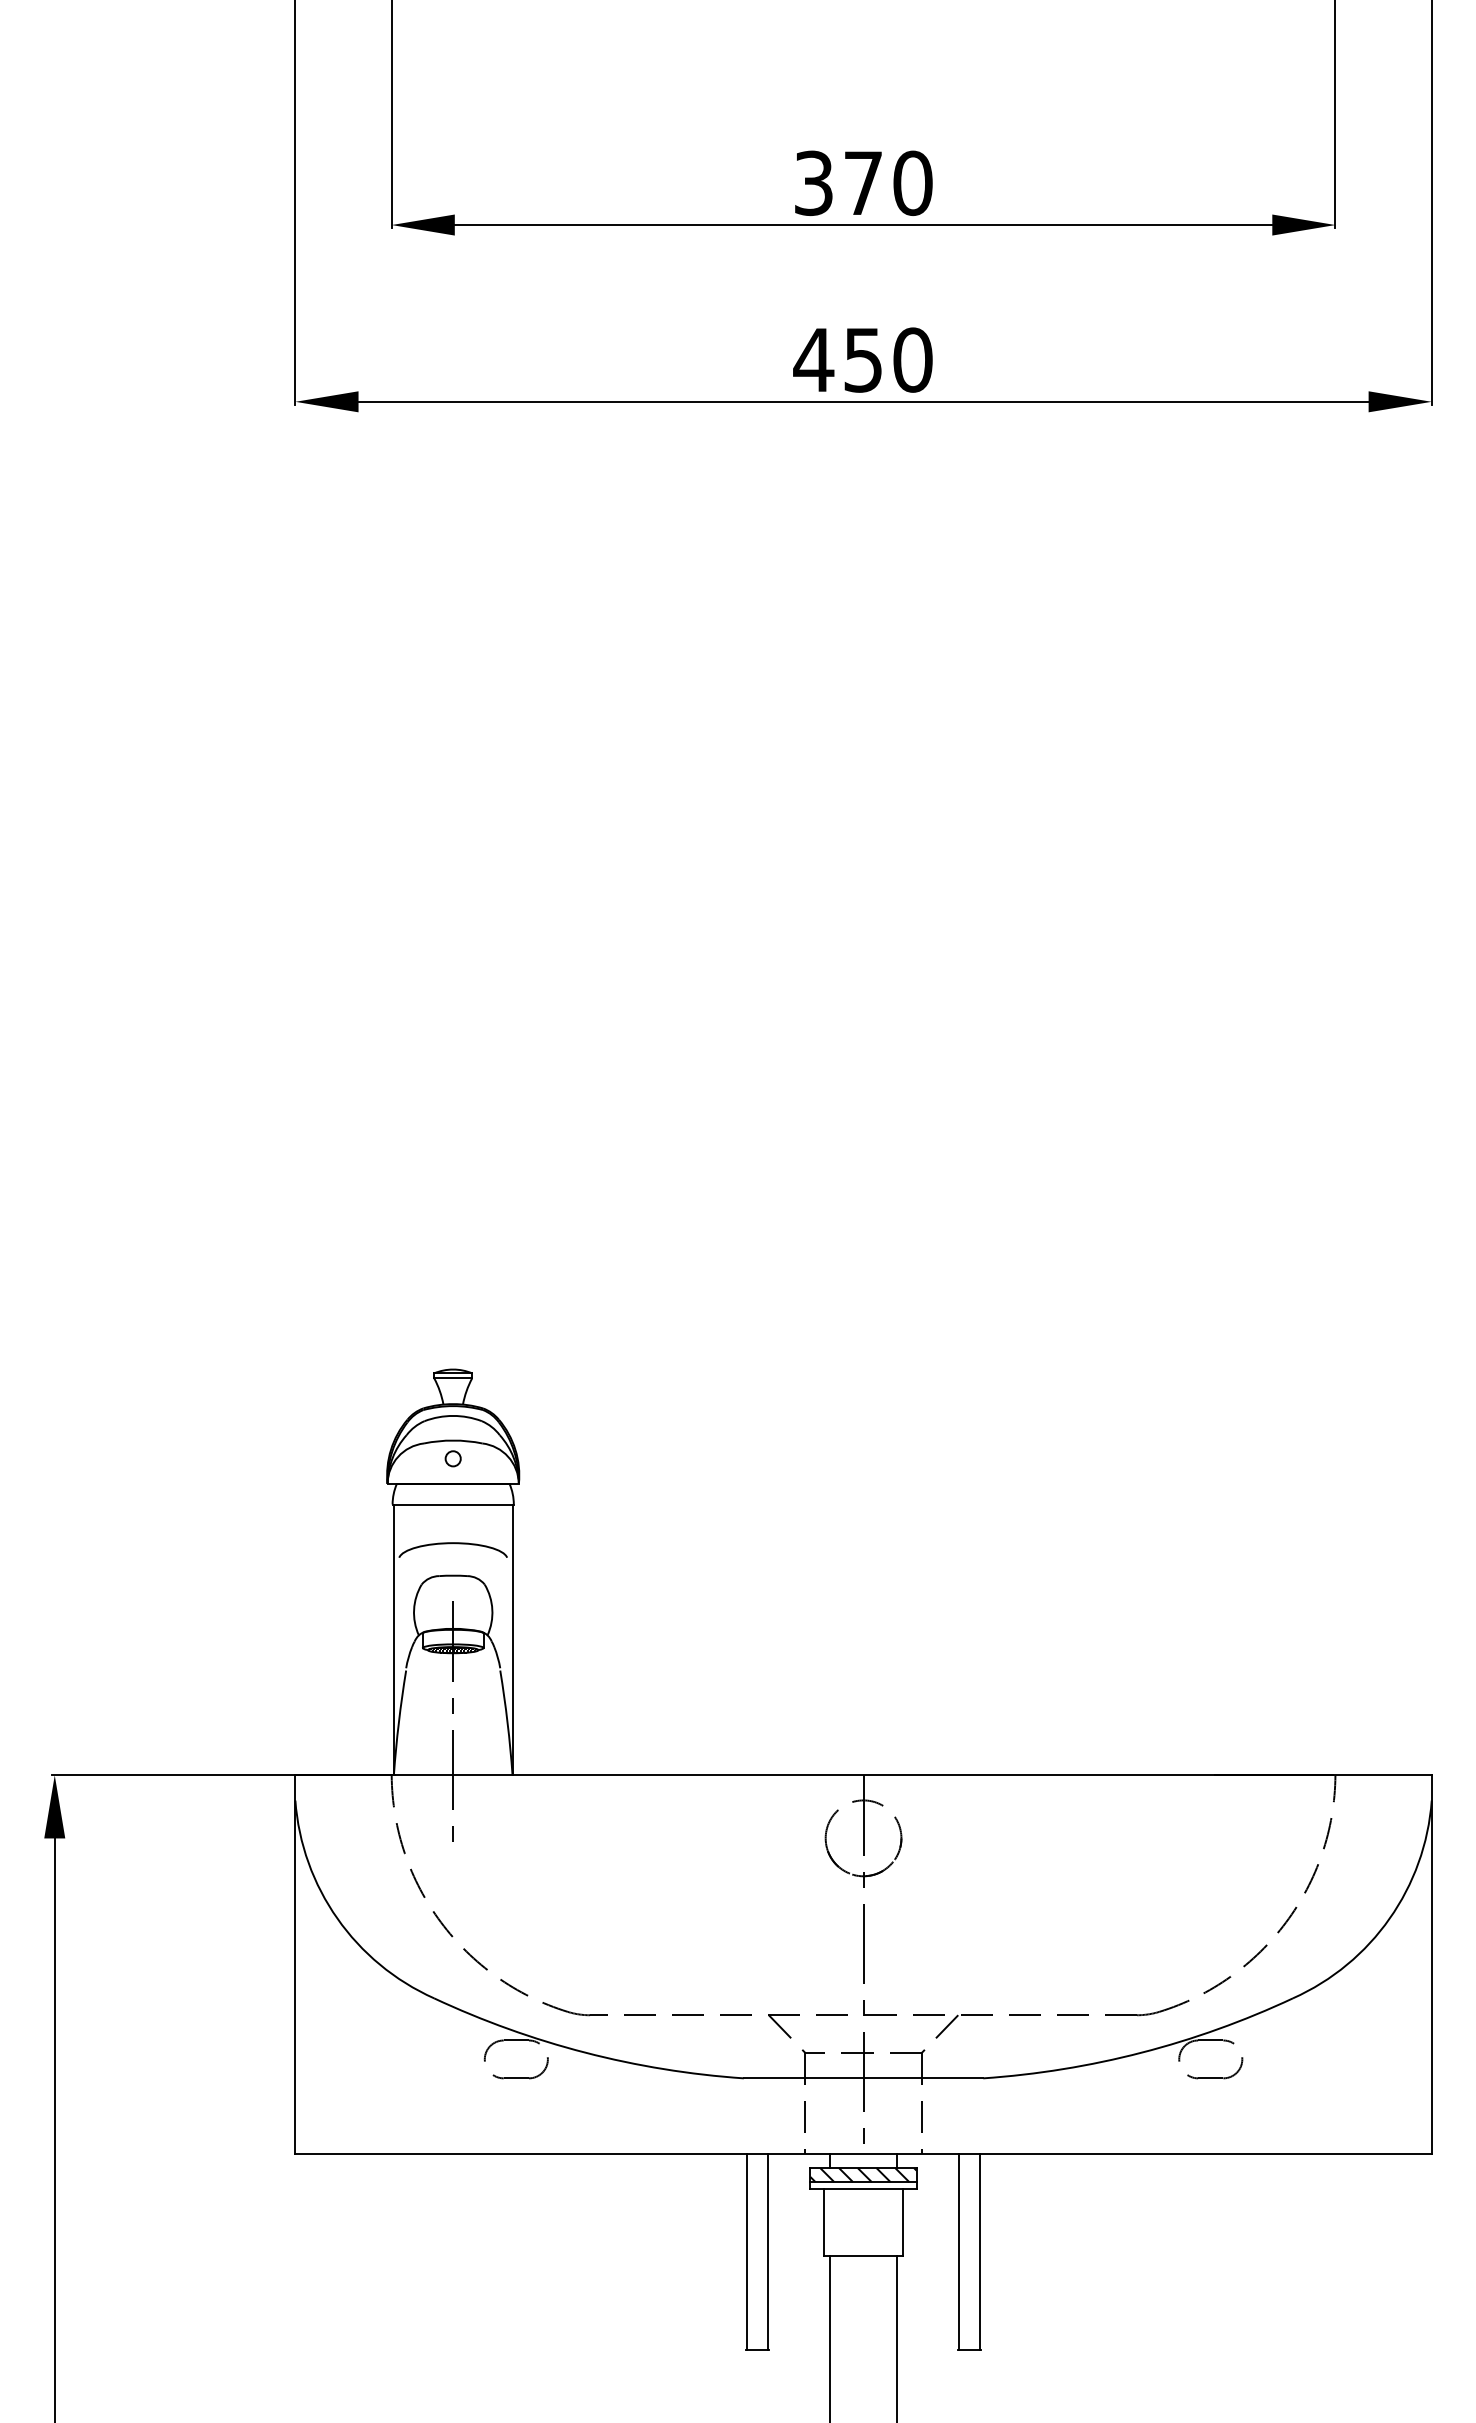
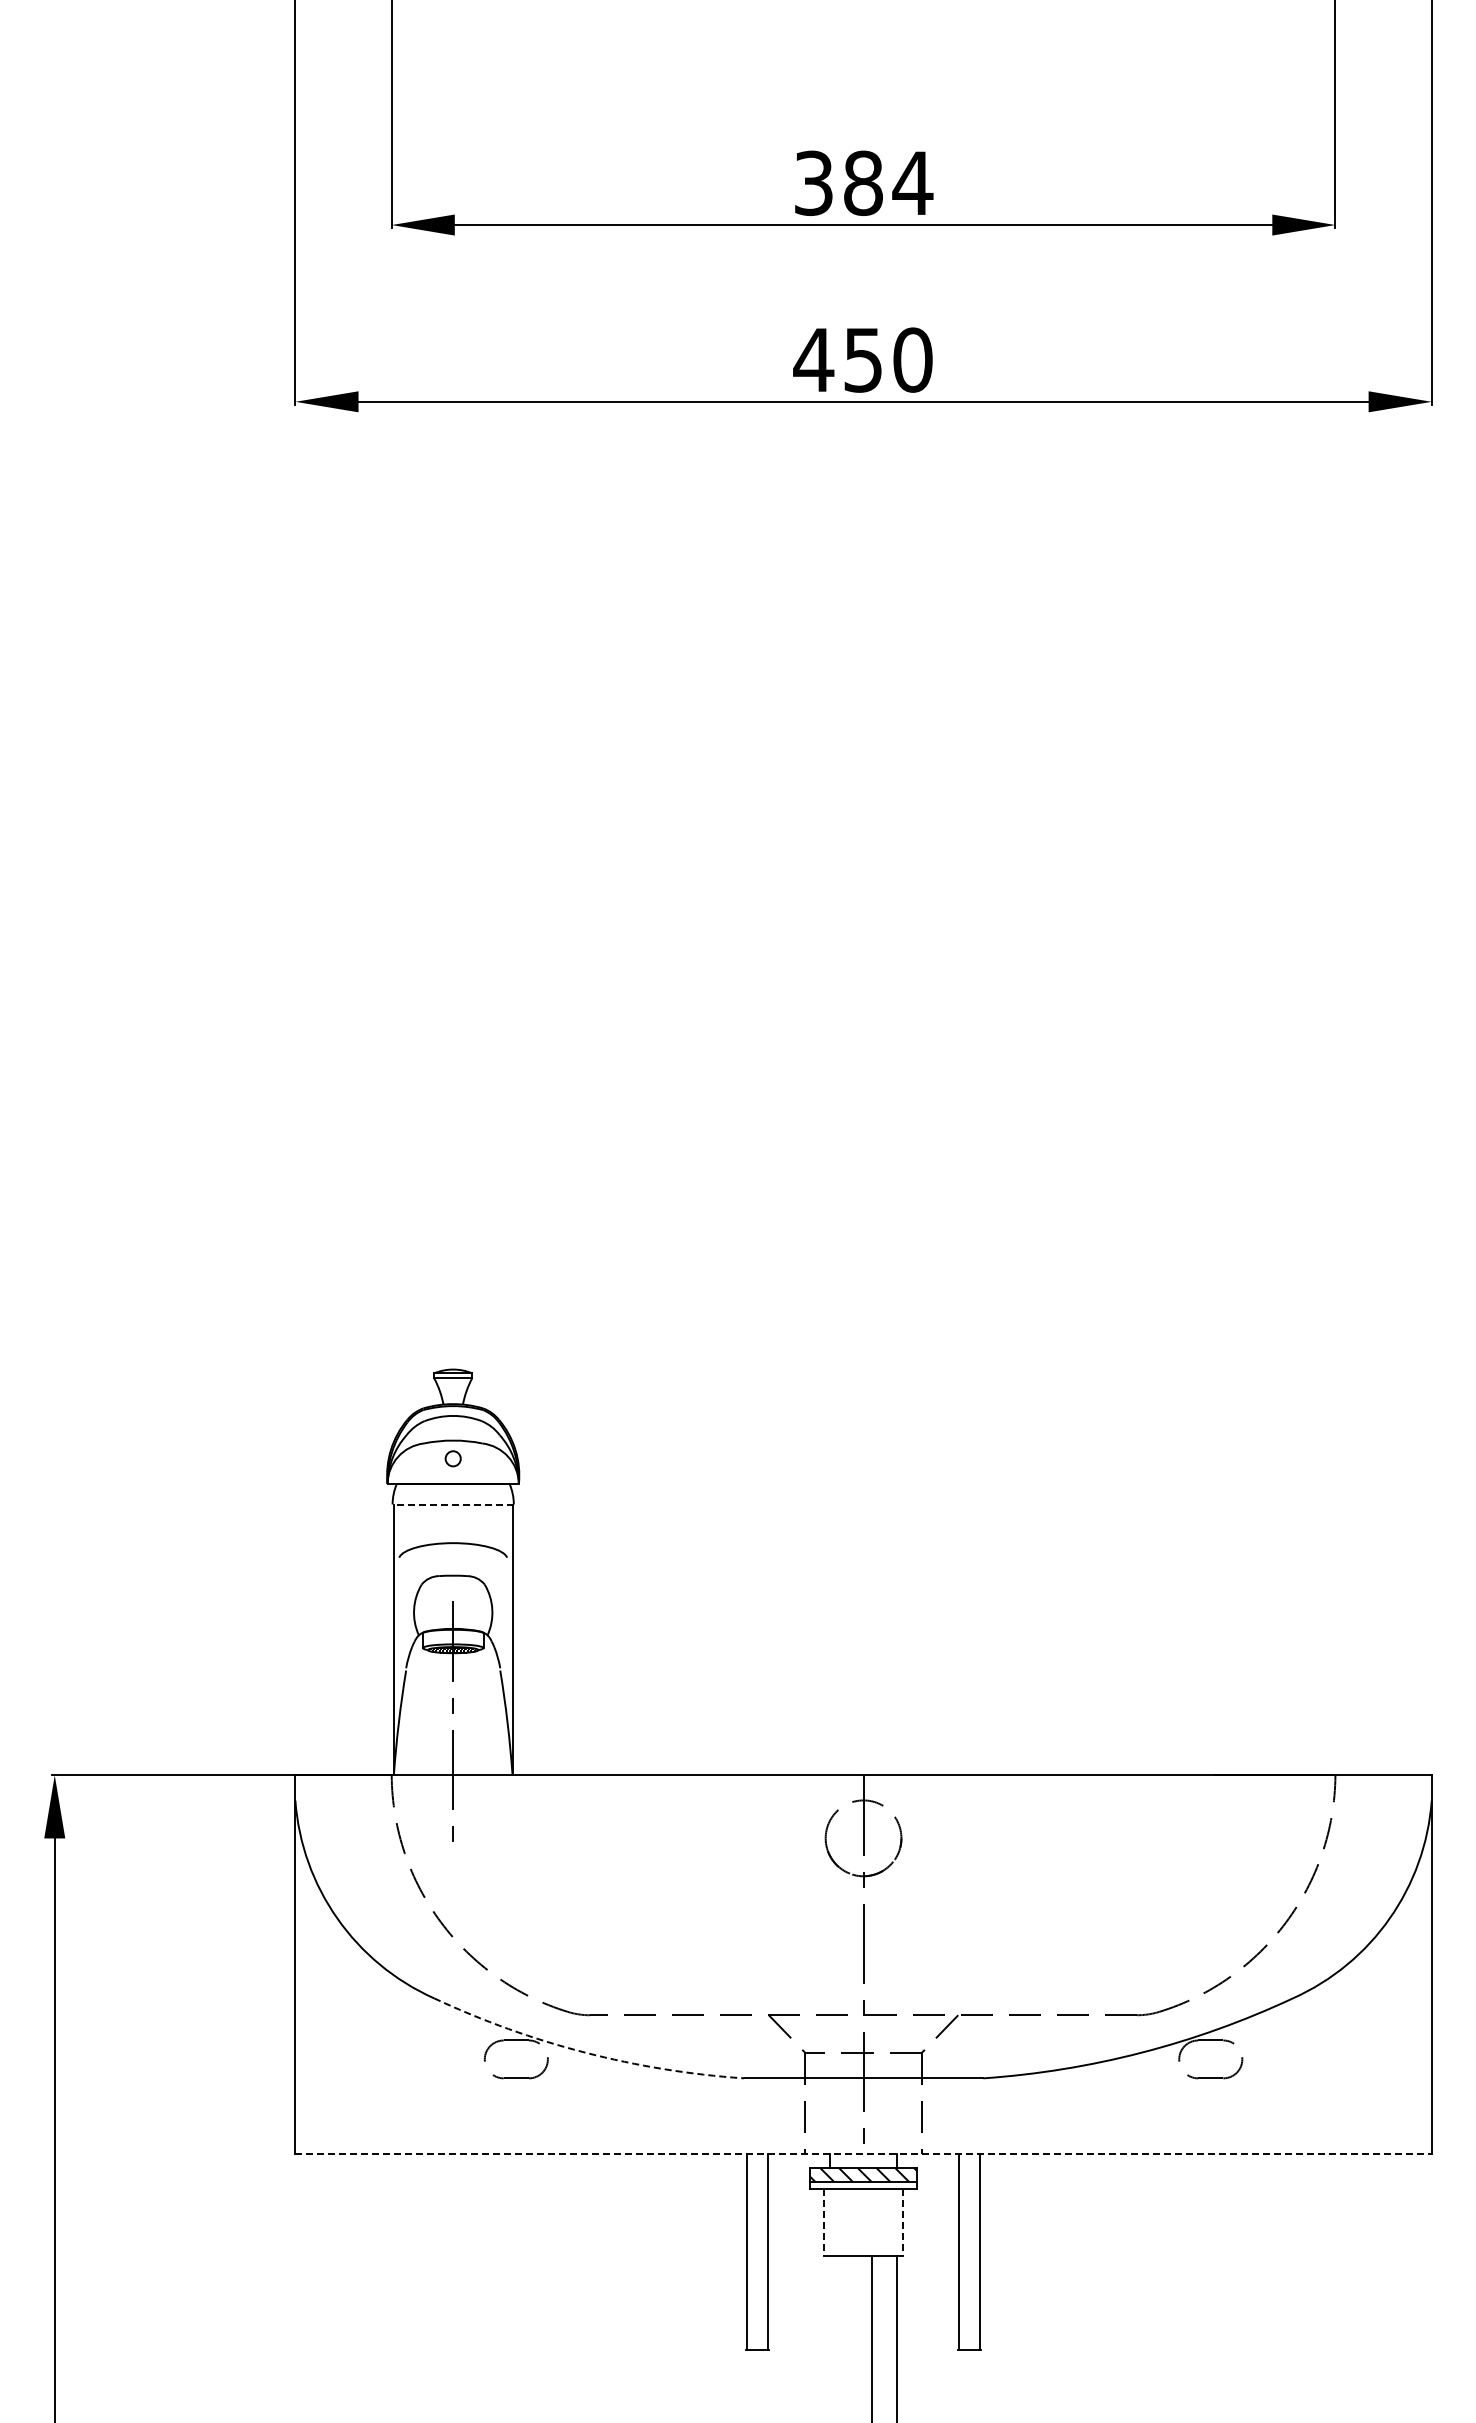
text: 370 -> 384 (888, 183)
line: solid -> dashed (453, 1504)
arc: solid -> dashed (585, 2052)
line: solid -> dashed (864, 2154)
line: solid -> dashed (823, 2222)
line: solid -> dashed (903, 2222)
line position: (829, 2337) -> (871, 2337) (871, 2337)
